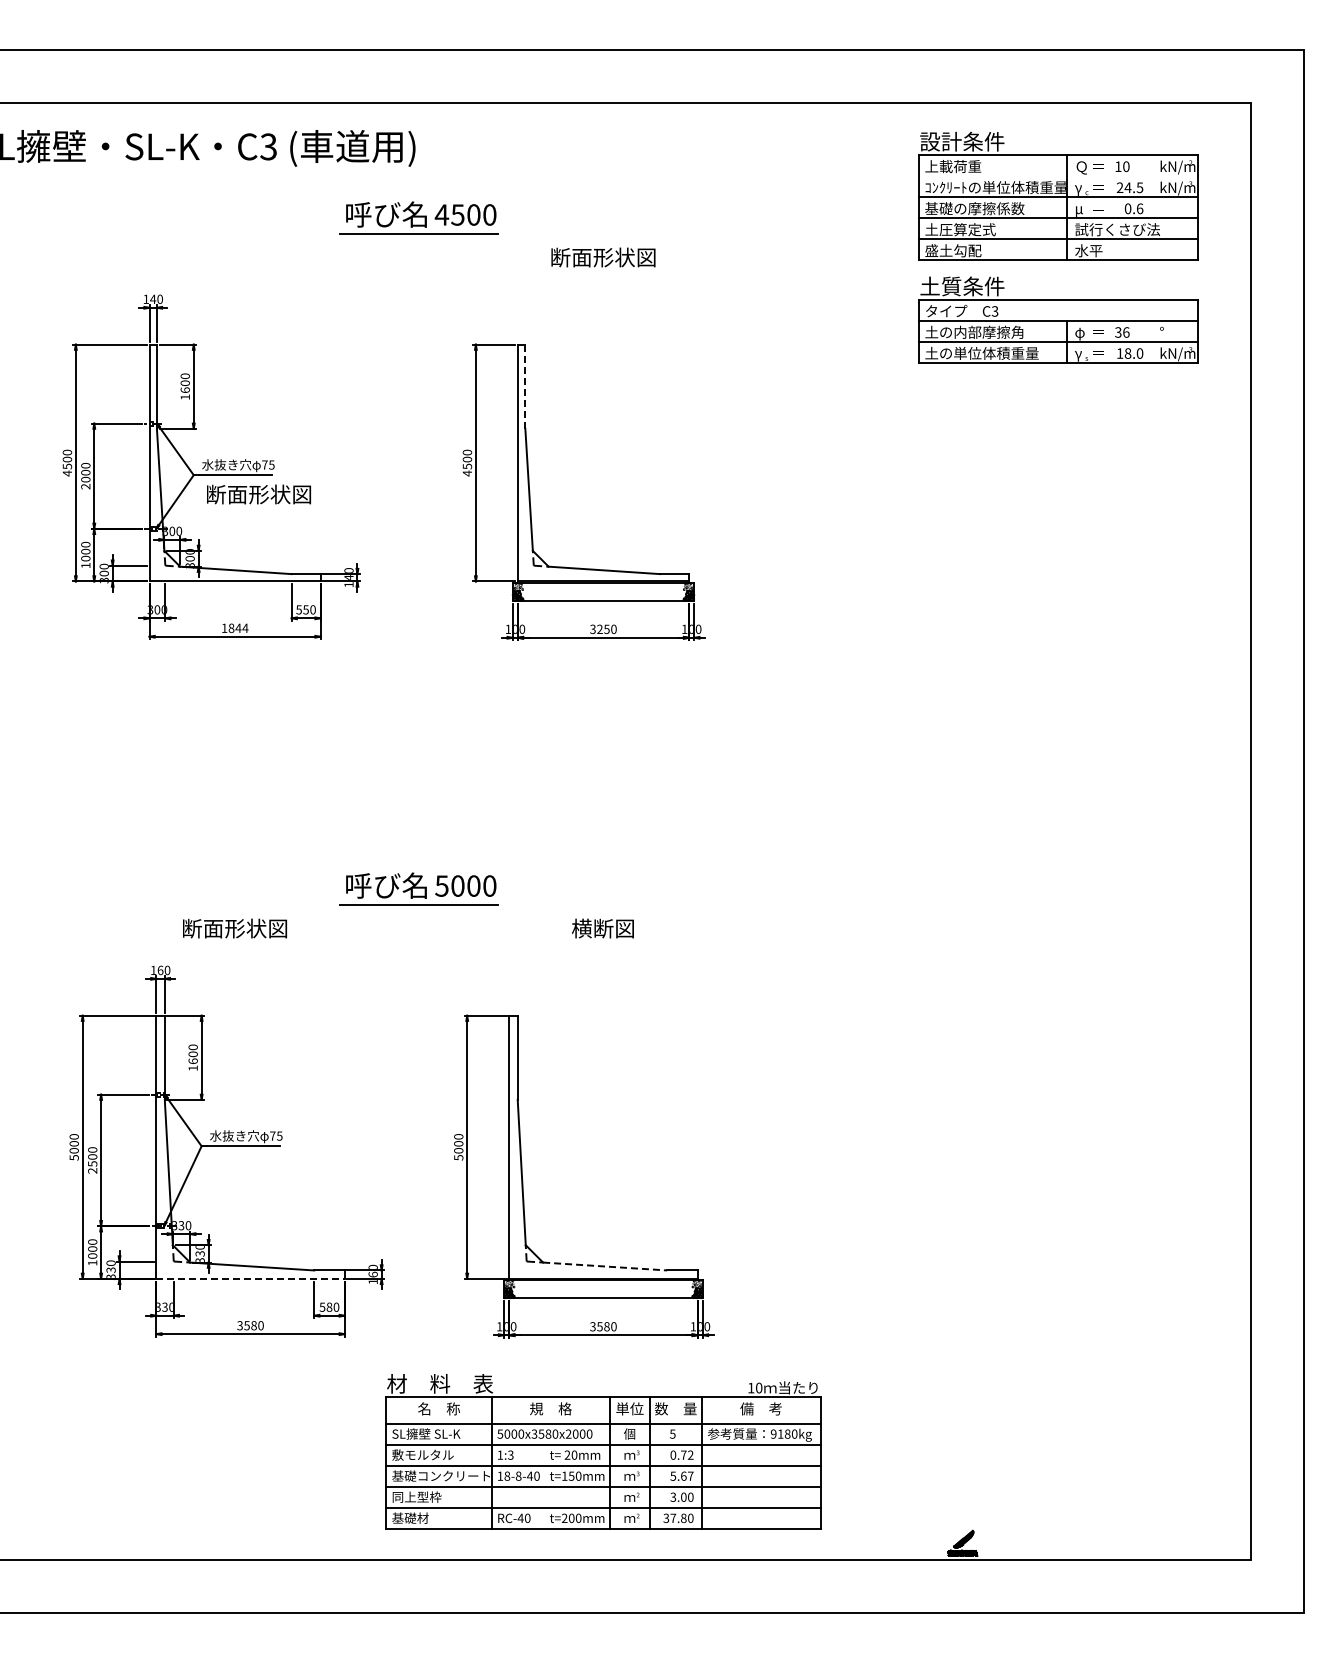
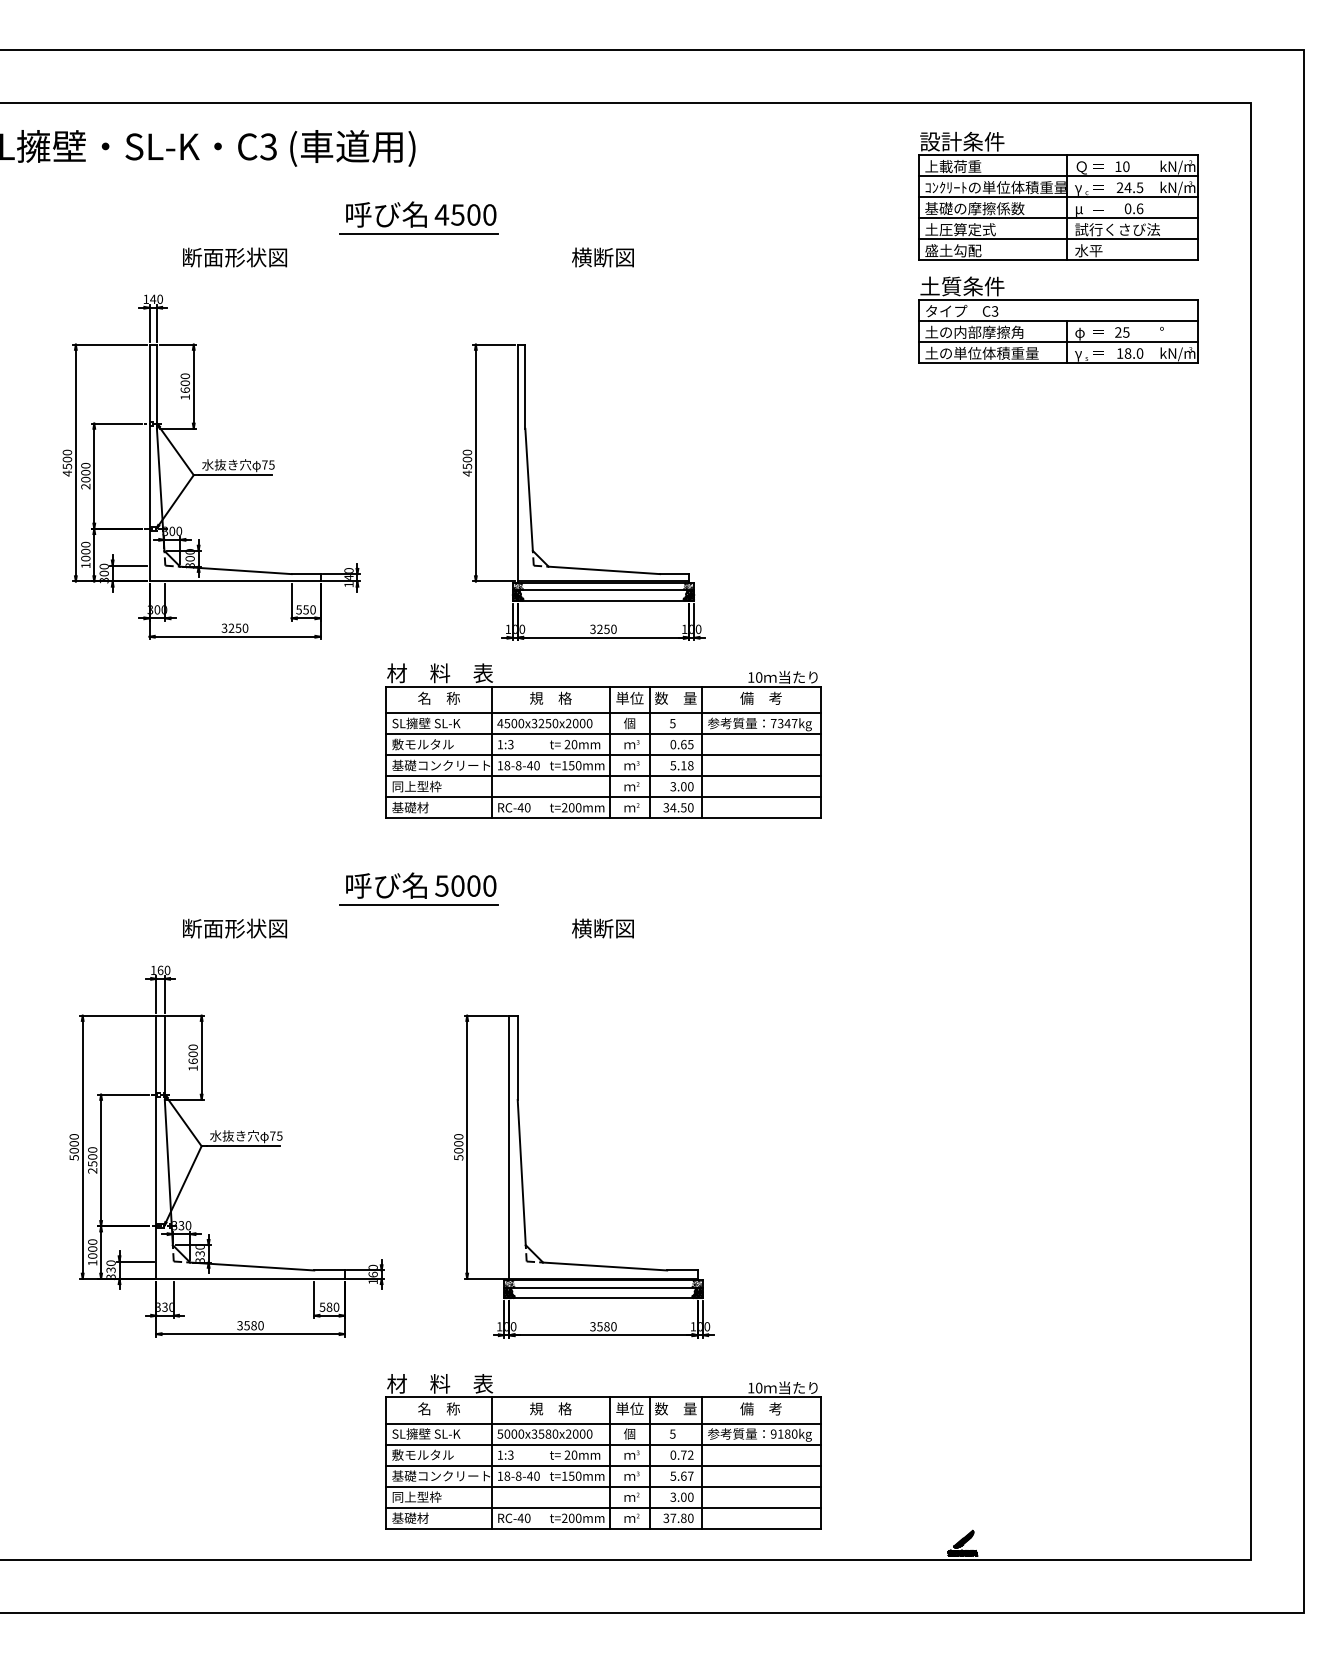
line: none -> present (1058, 176)
text: 断面形状図 -> 横断図 (603, 257)
text: 36 -> 25 (1122, 332)
line: dashed -> solid (525, 387)
text position: (258, 494) -> (234, 257) (234, 257)
line: none -> present (603, 590)
text: 1844 -> 3250 (234, 627)
part: none -> present (603, 740)
line: dashed -> solid (605, 1266)
line: dashed -> solid (251, 1278)
line: none -> present (603, 1287)
